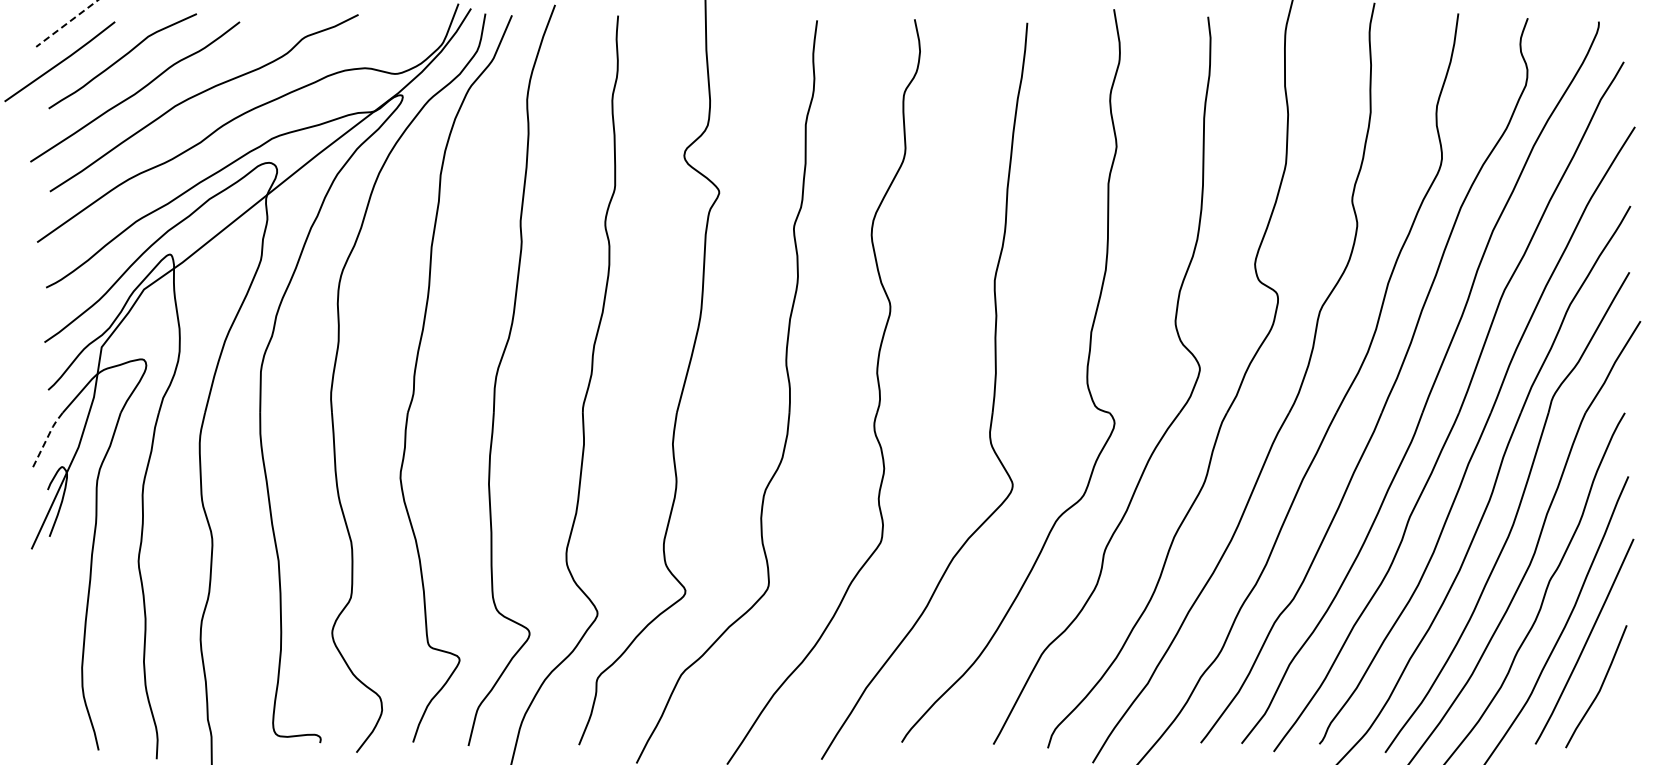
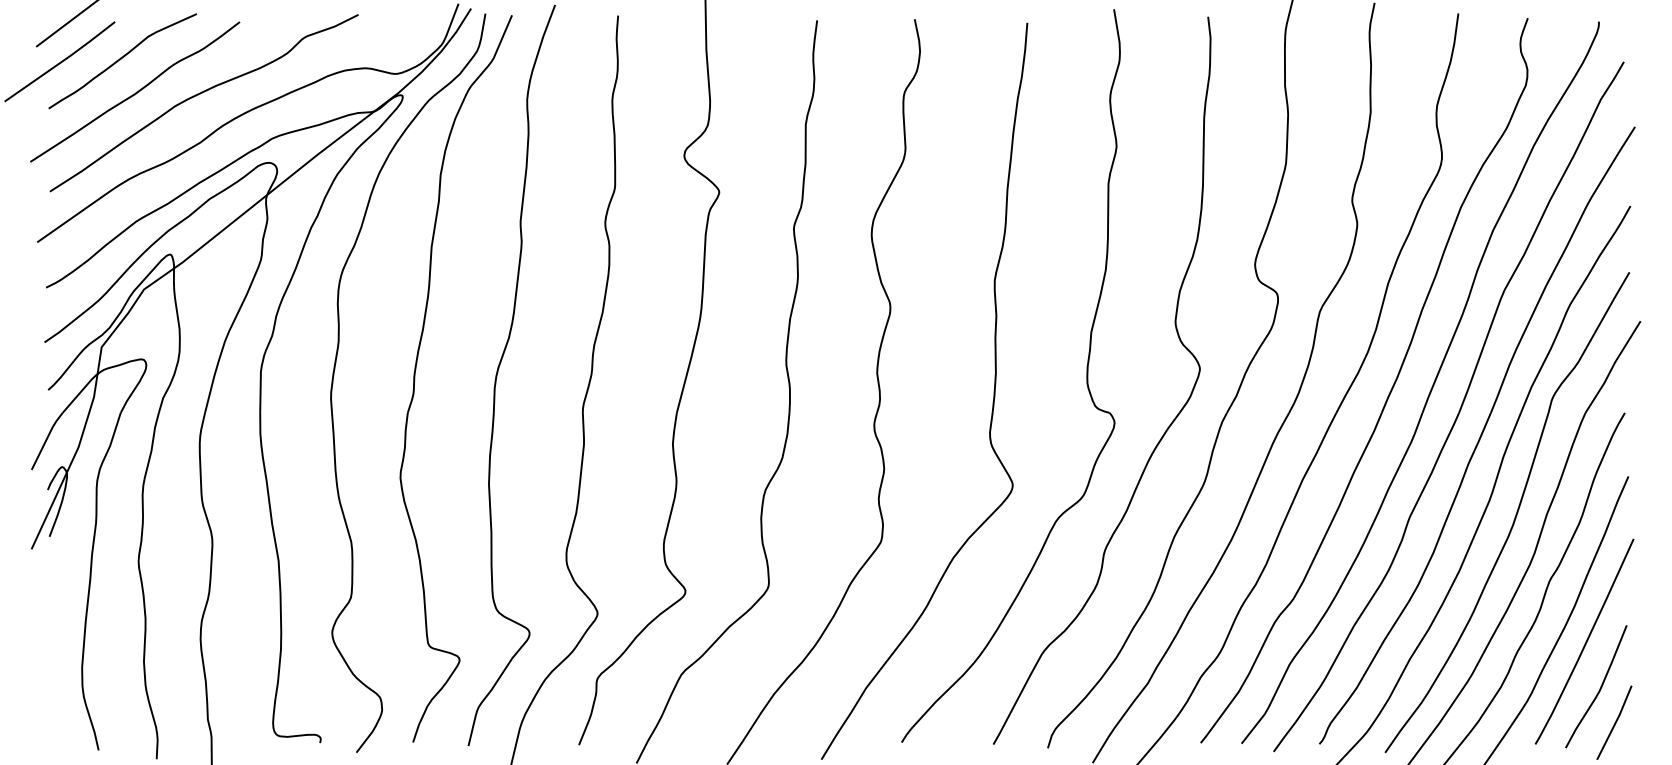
line: dashed -> solid (67, 23)
line: dashed -> solid (46, 439)
line: none -> present (1614, 722)
